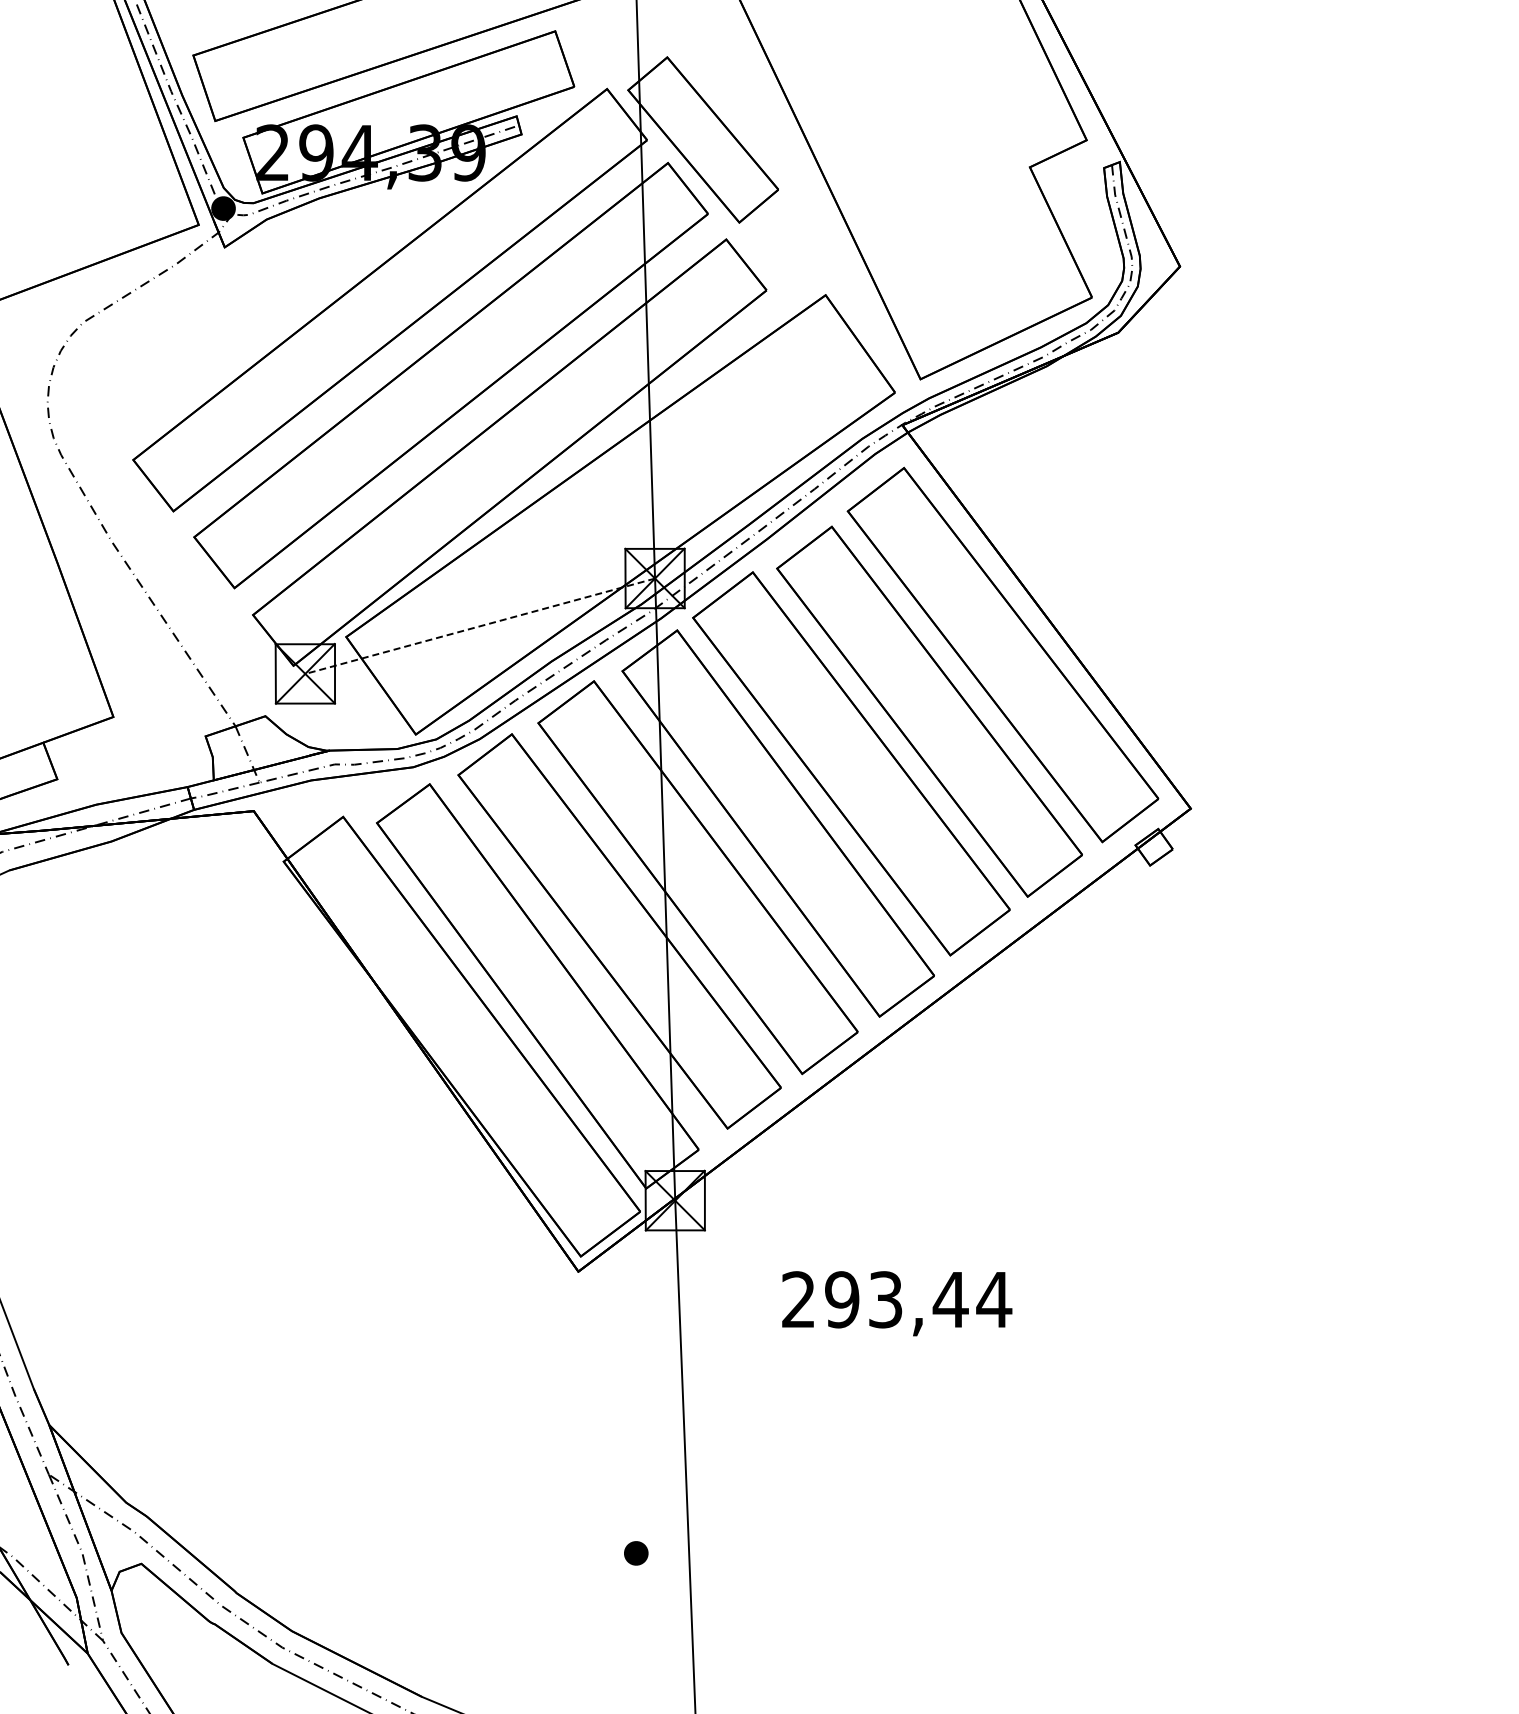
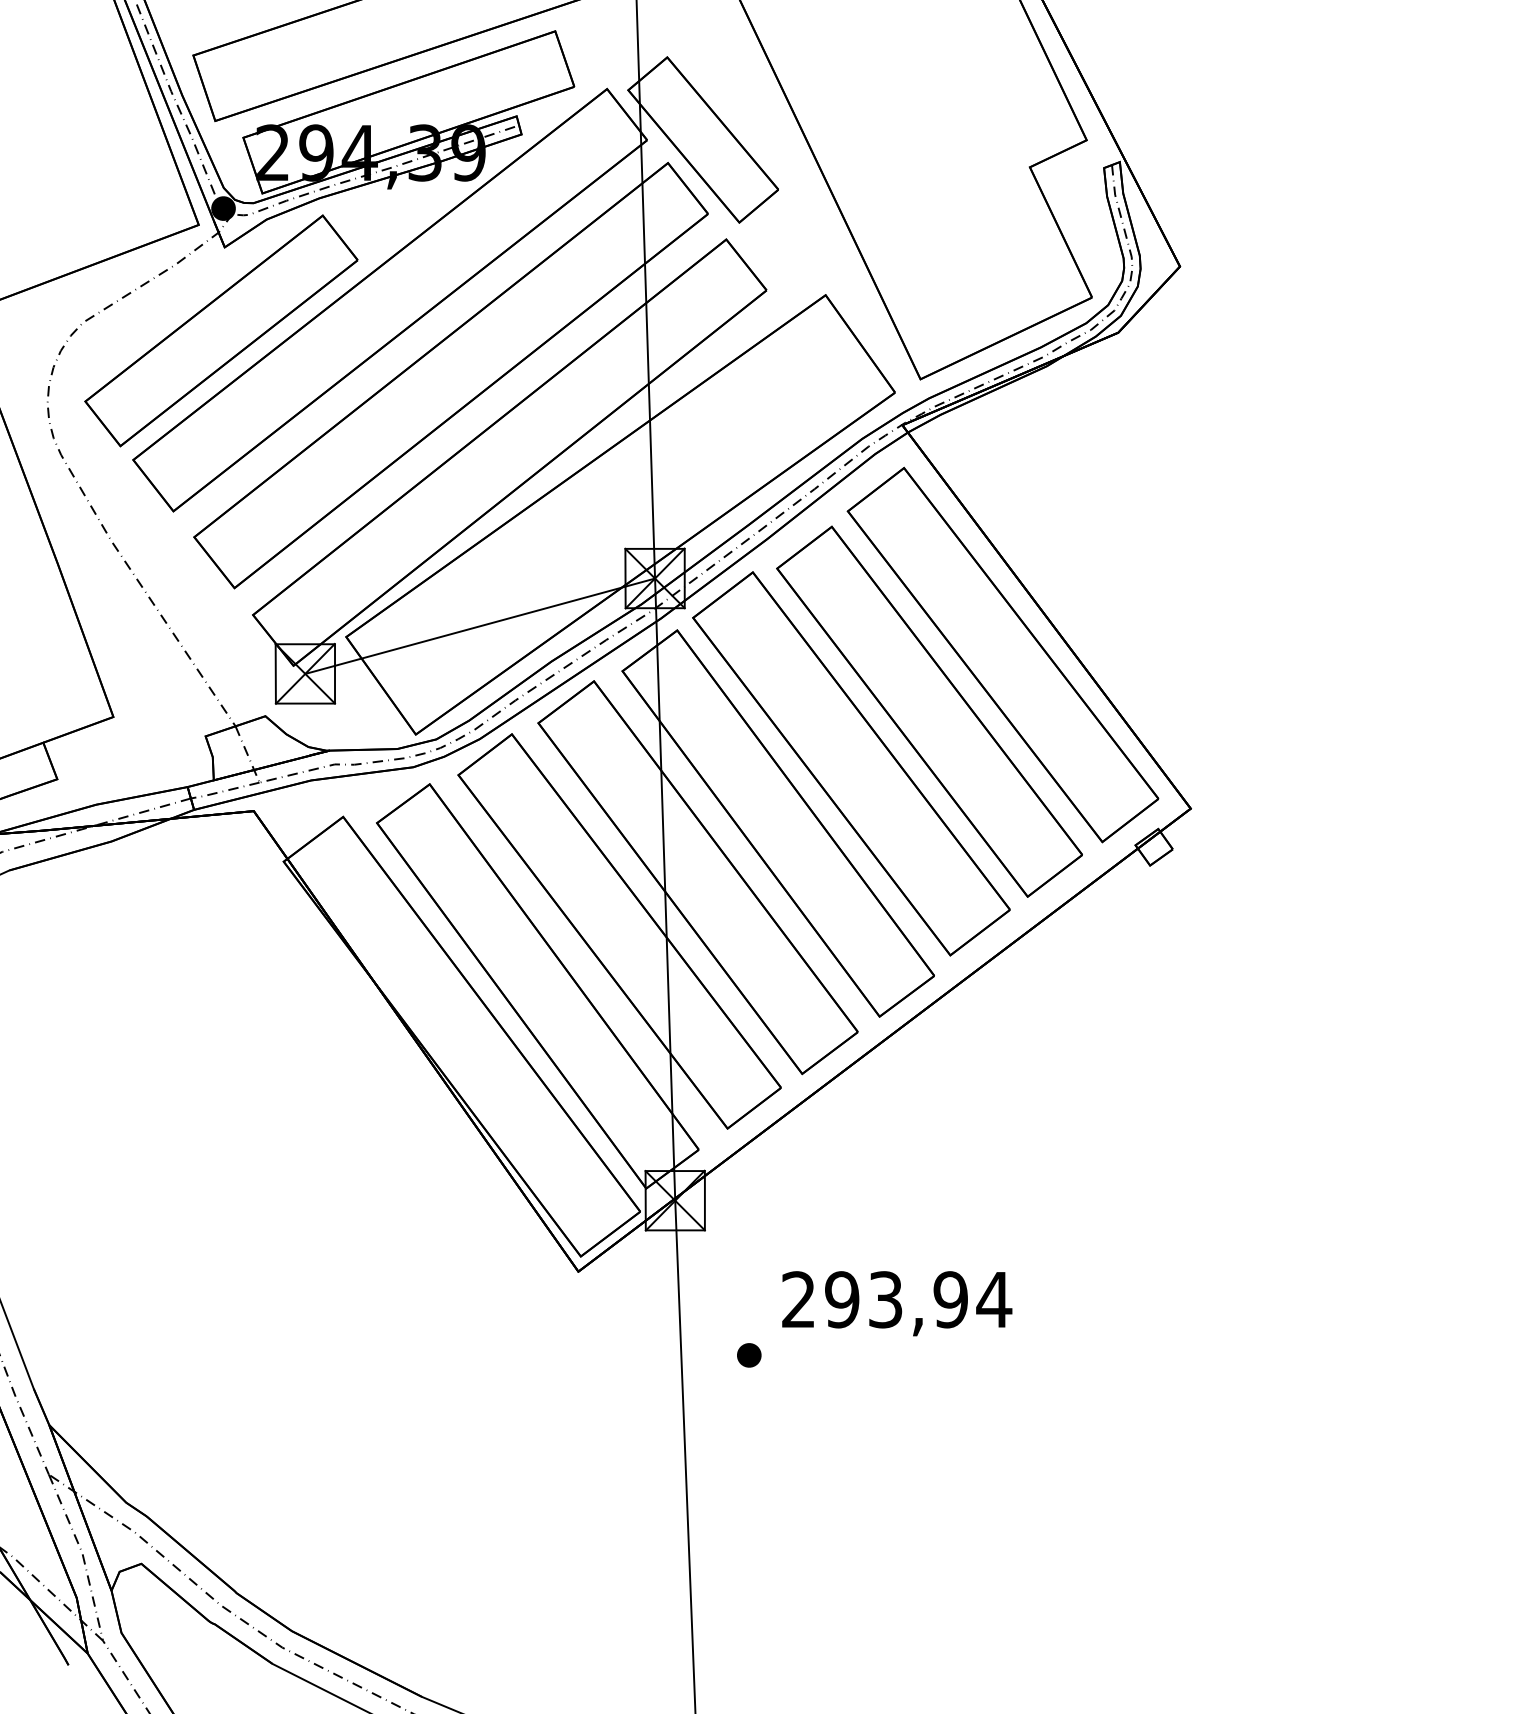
part: none -> present (221, 330)
line: dashed -> solid (479, 626)
text: 293,44 -> 293,94 (950, 1299)
part position: (636, 1553) -> (749, 1355) (749, 1355)
